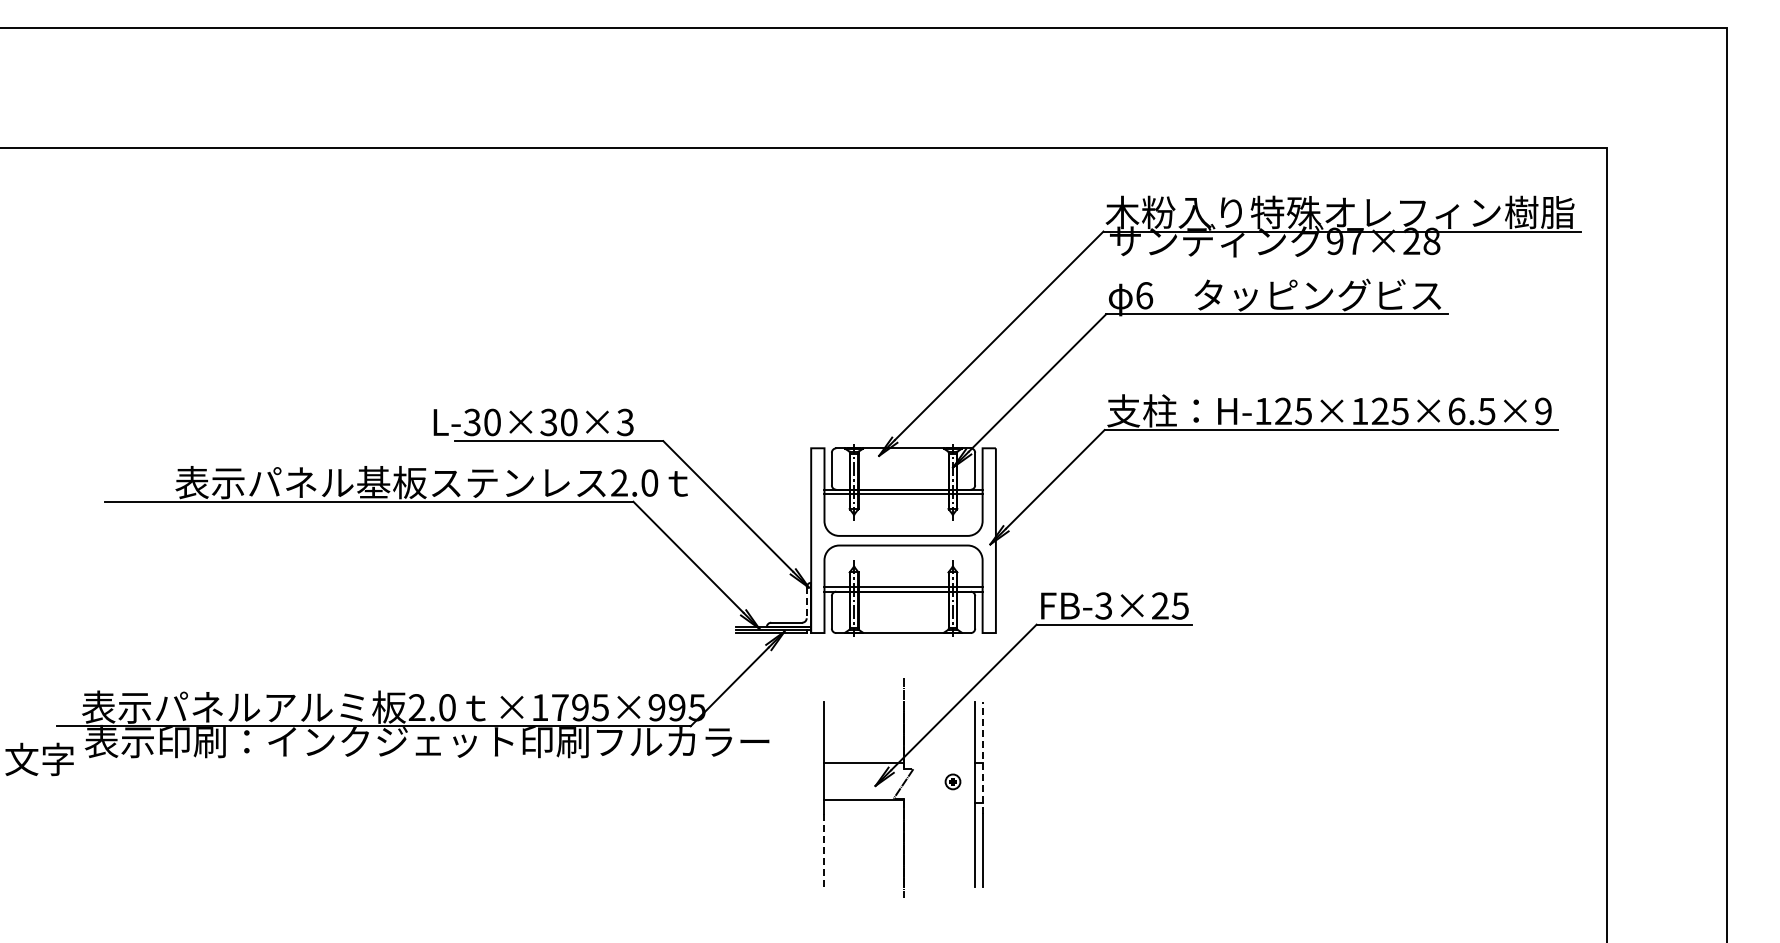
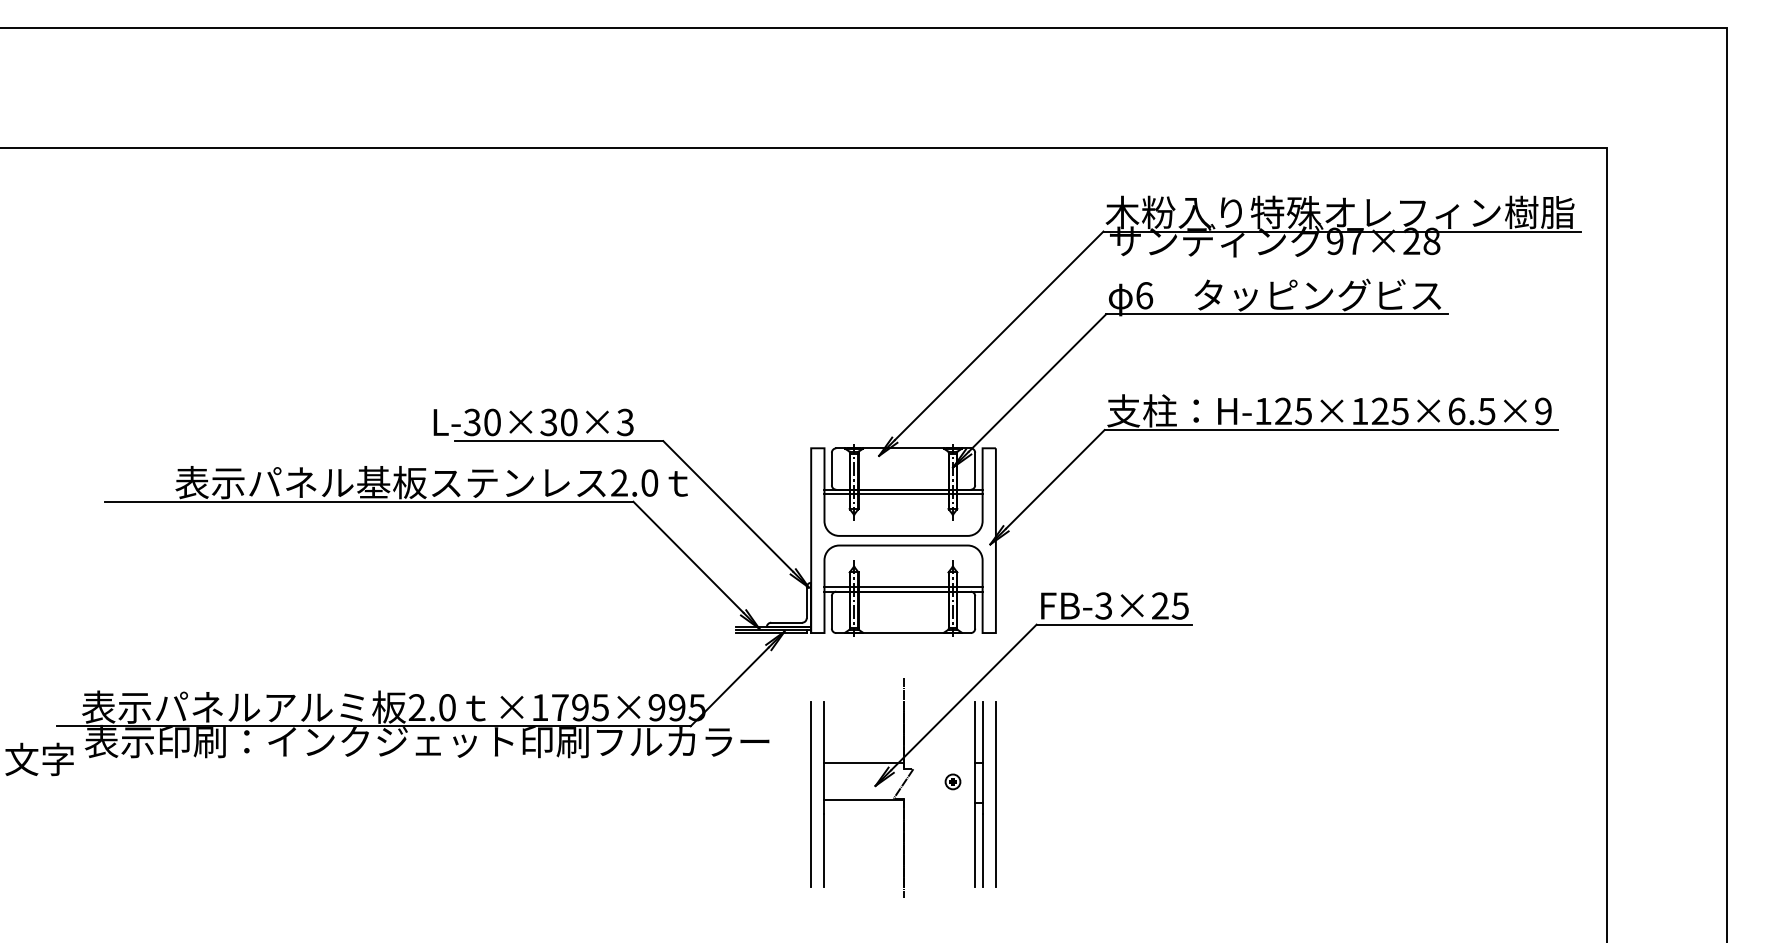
line: dashed -> solid (806, 602)
line: dashed -> solid (982, 758)
line: none -> present (810, 794)
line: none -> present (995, 794)
line: dashed -> solid (824, 851)
